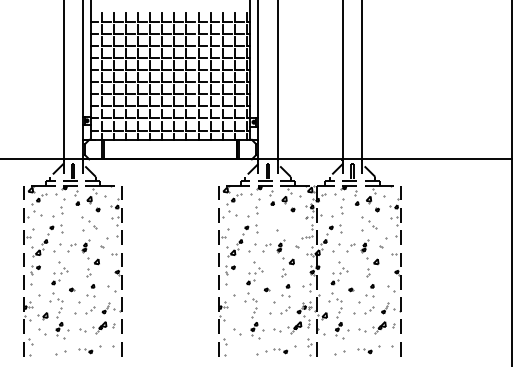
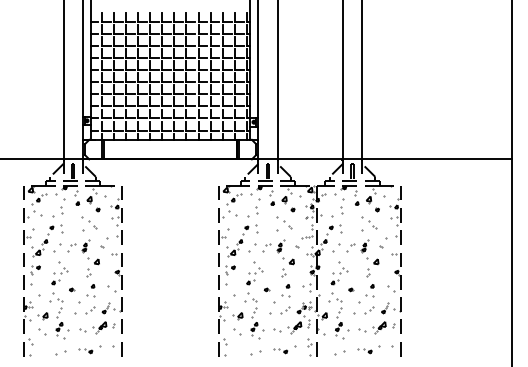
part: none -> present (284, 222)
part: none -> present (237, 316)
part position: (261, 352) -> (255, 352) (255, 352)
